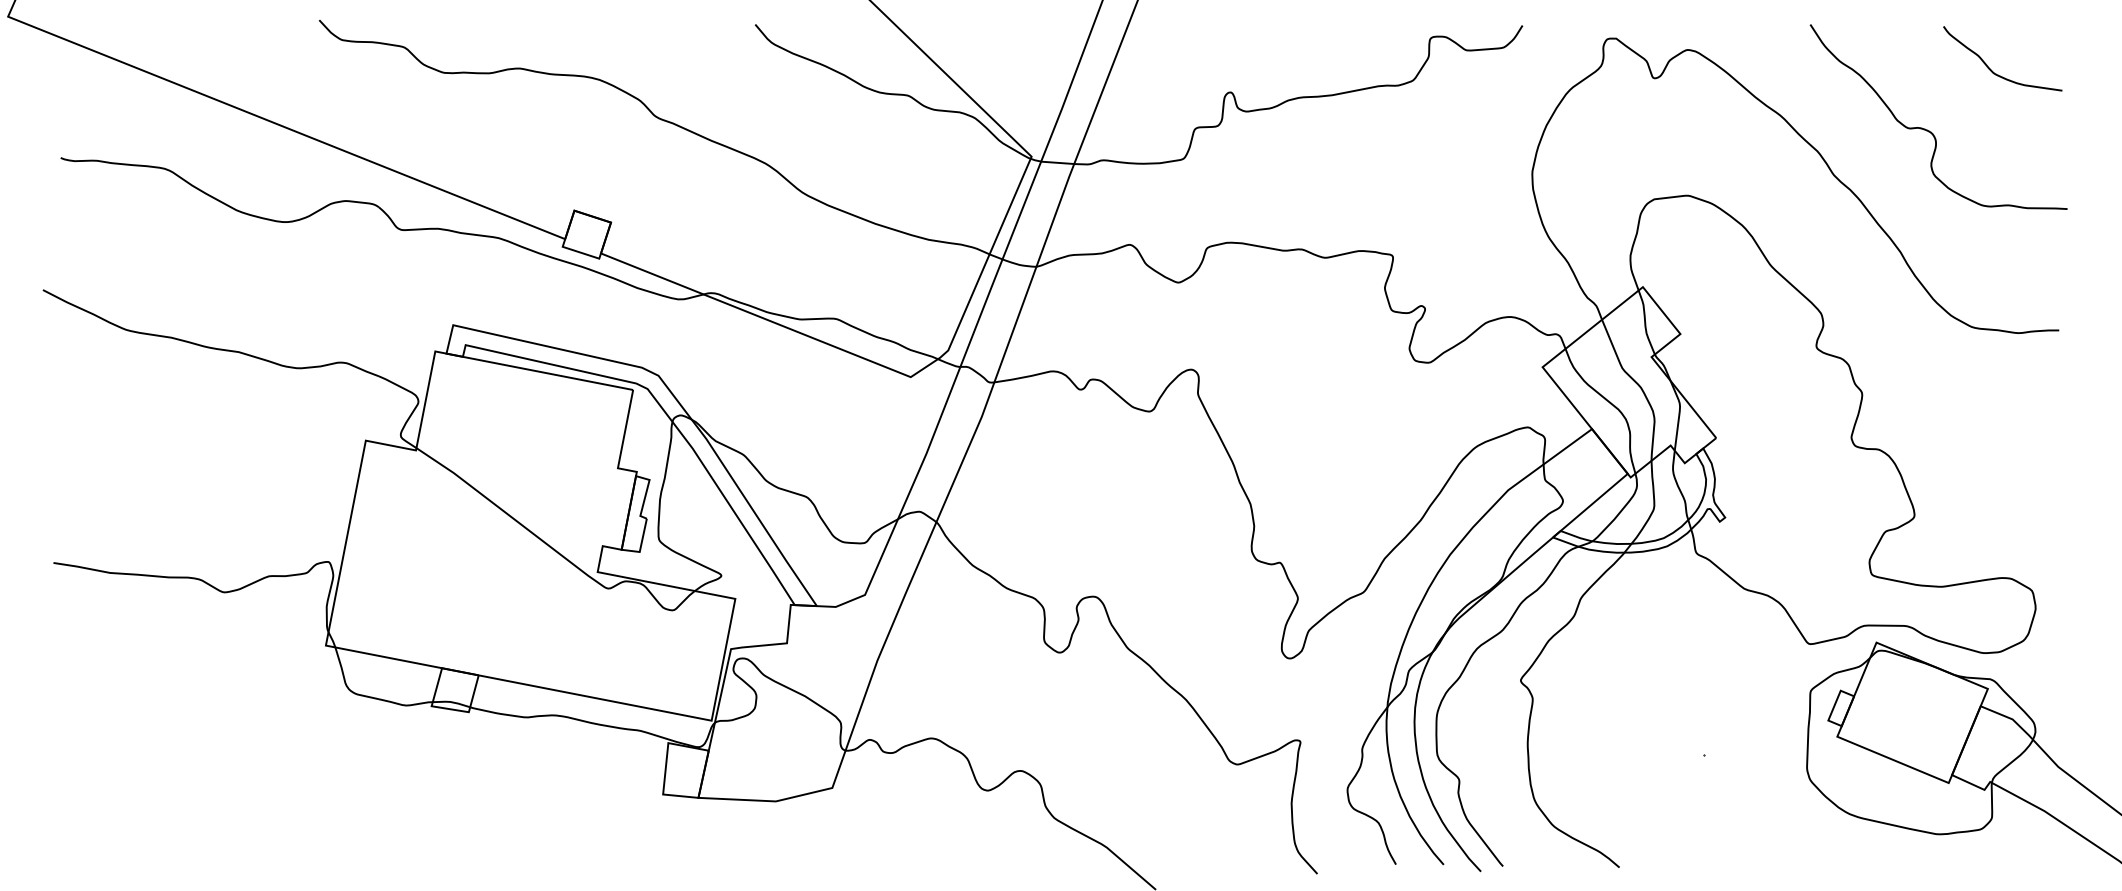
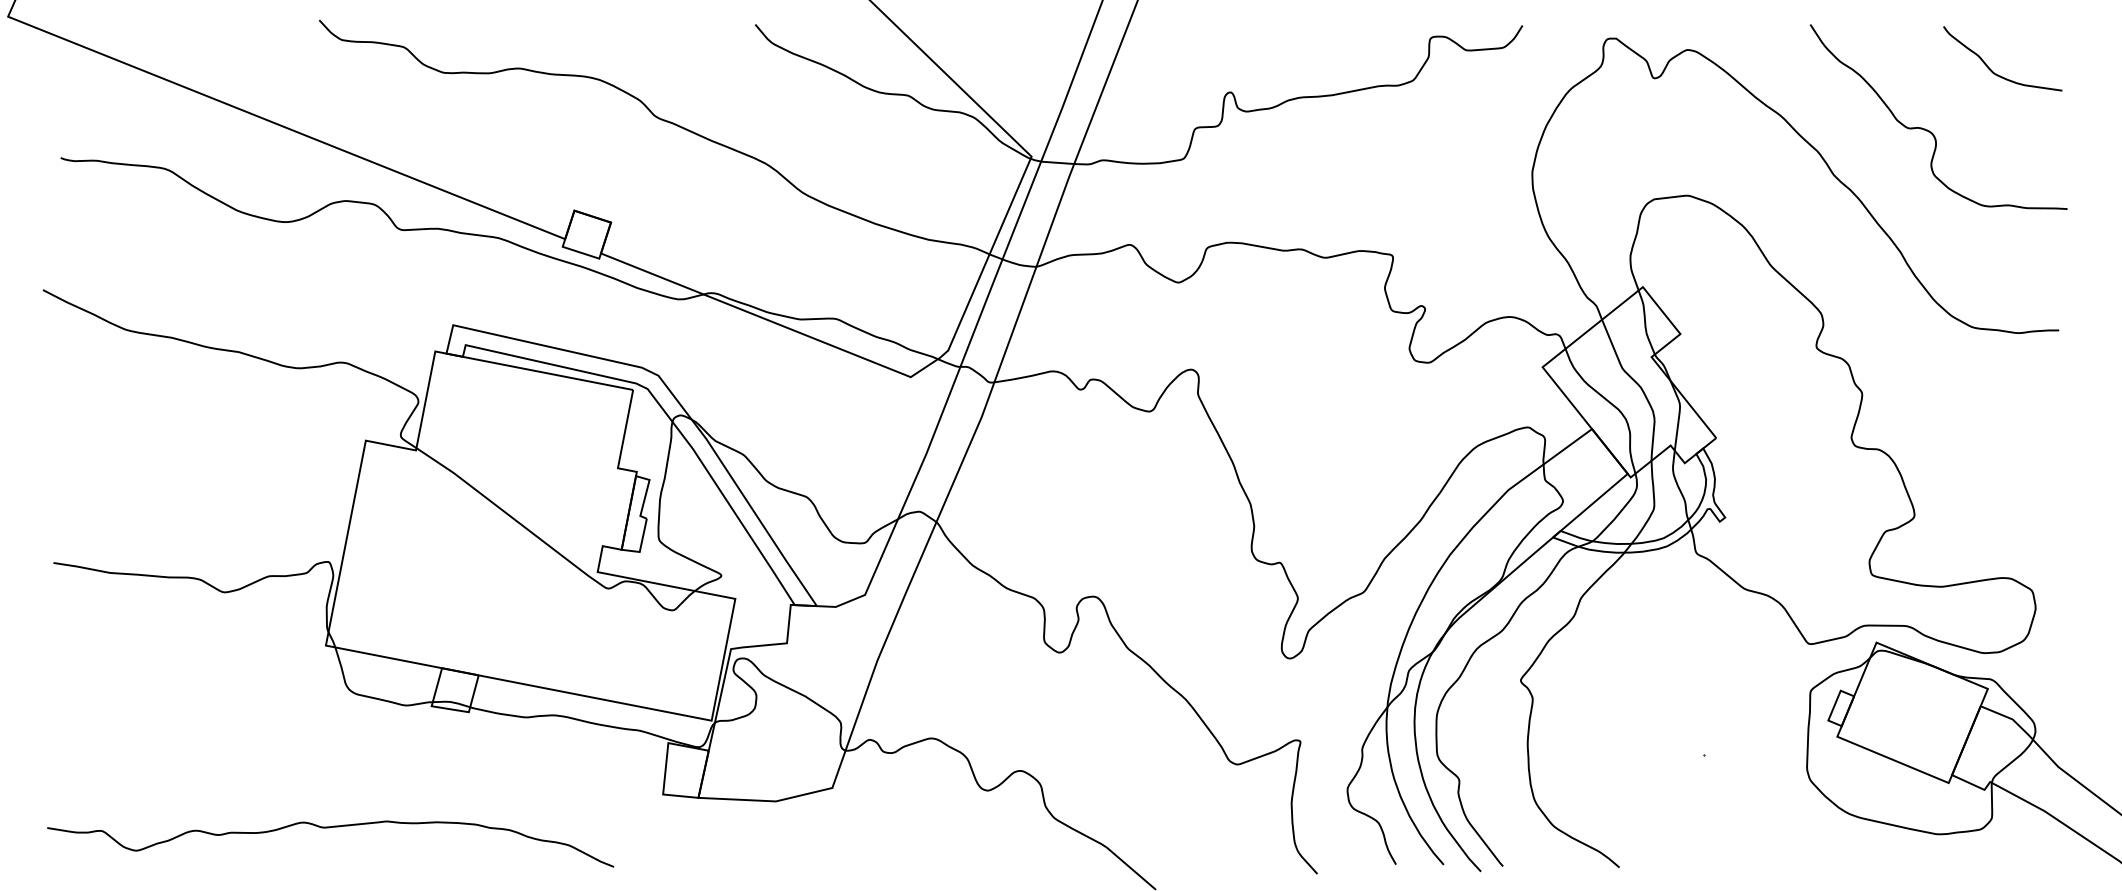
part: none -> present (329, 828)
